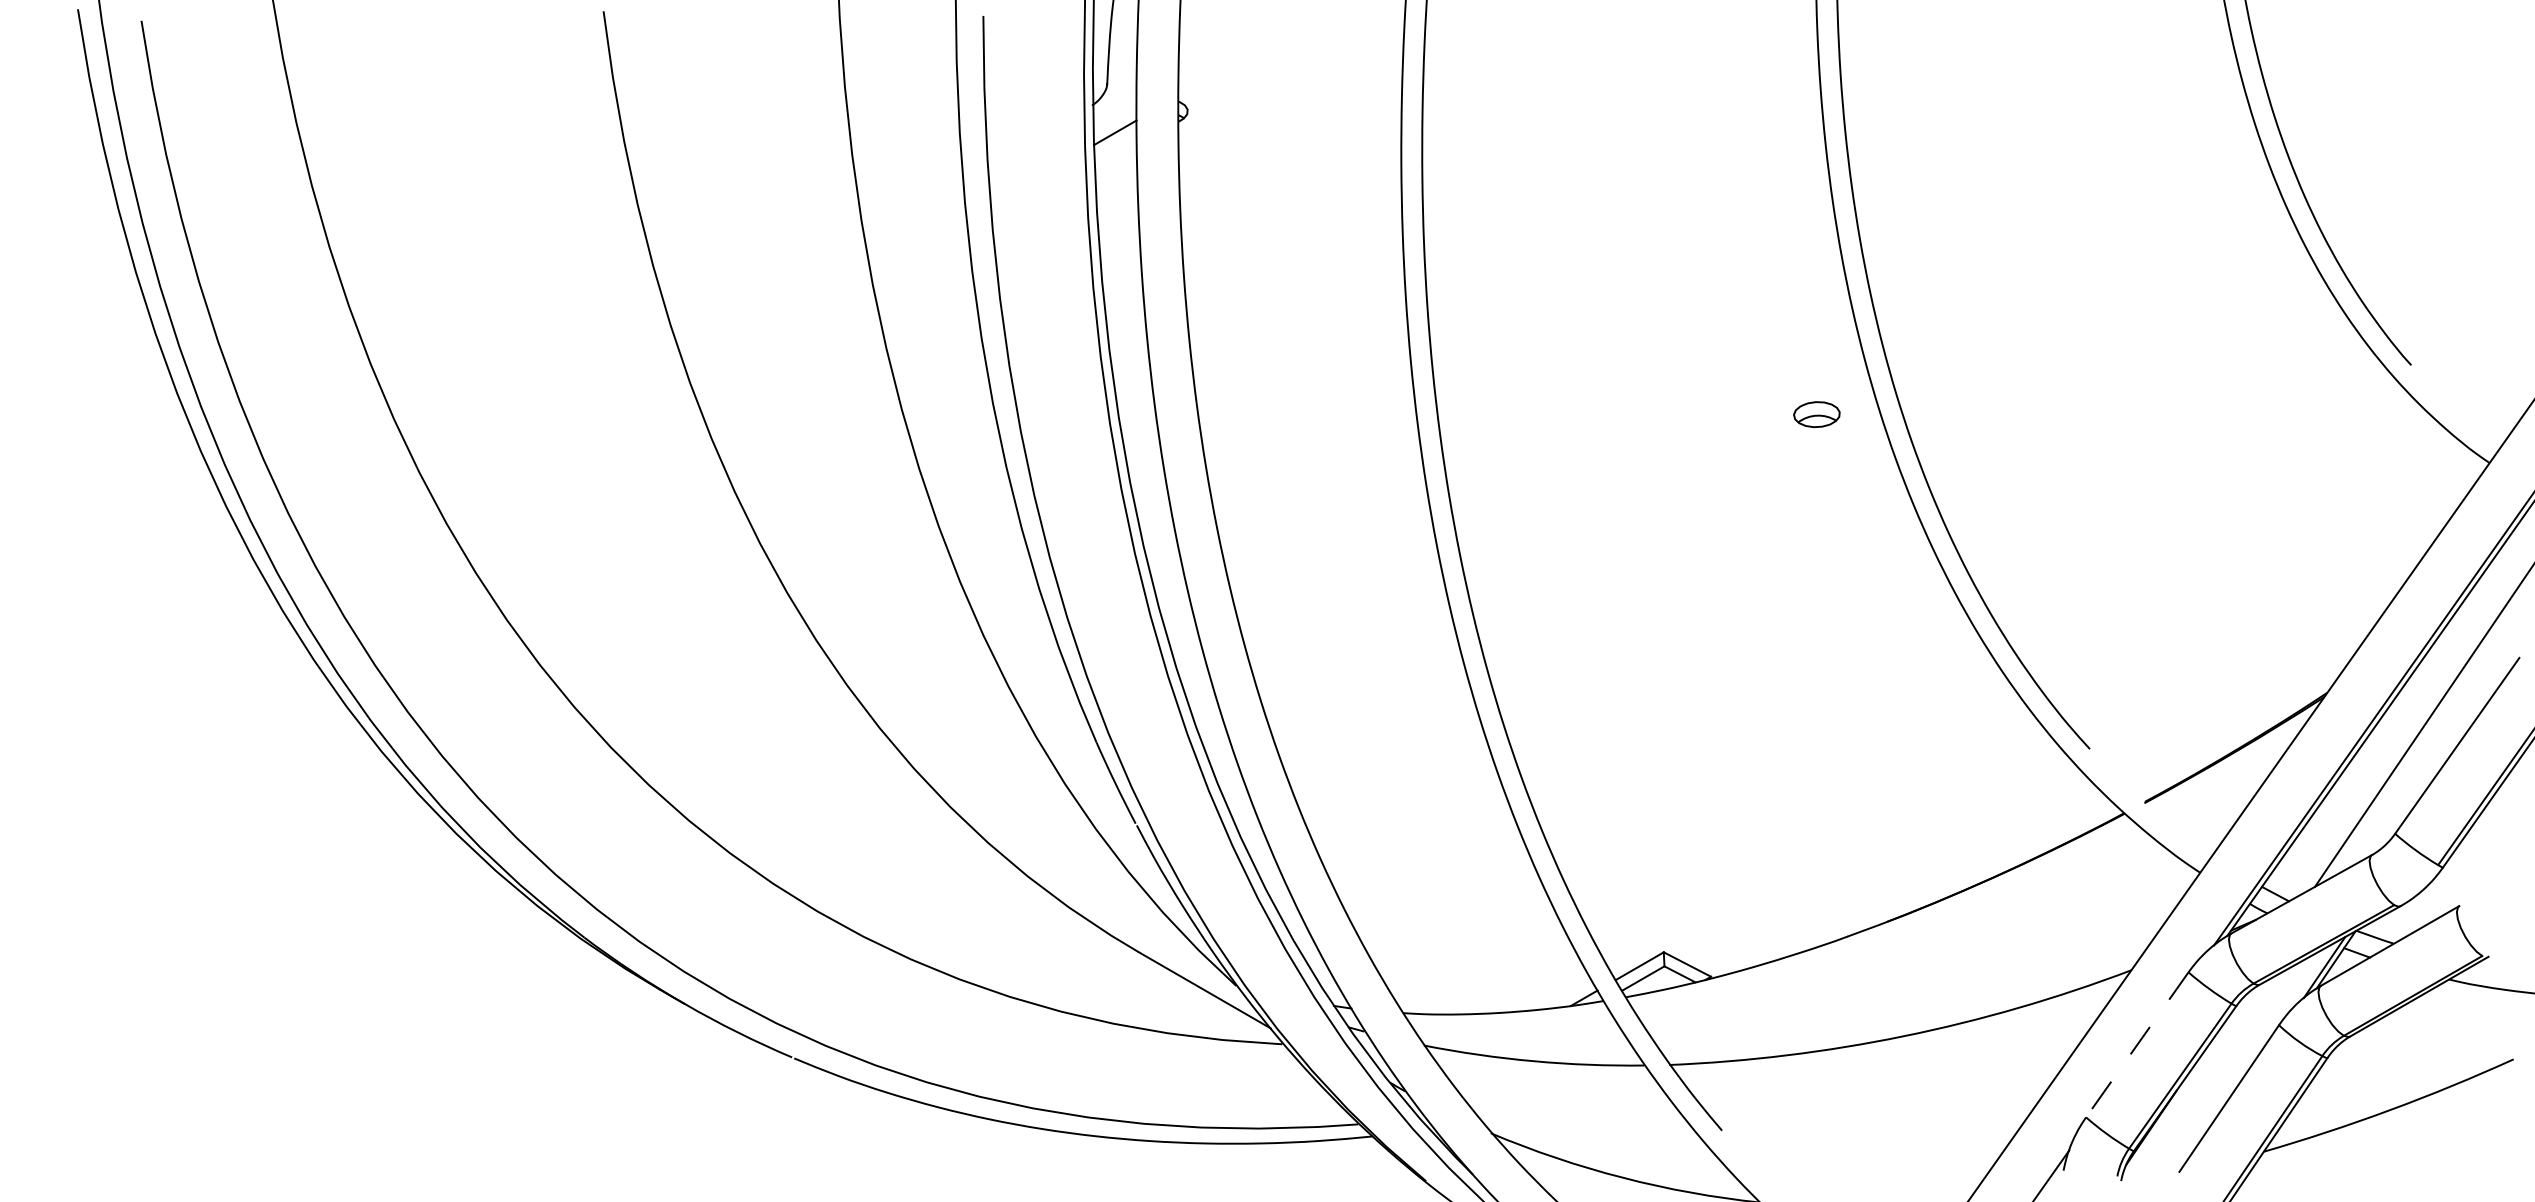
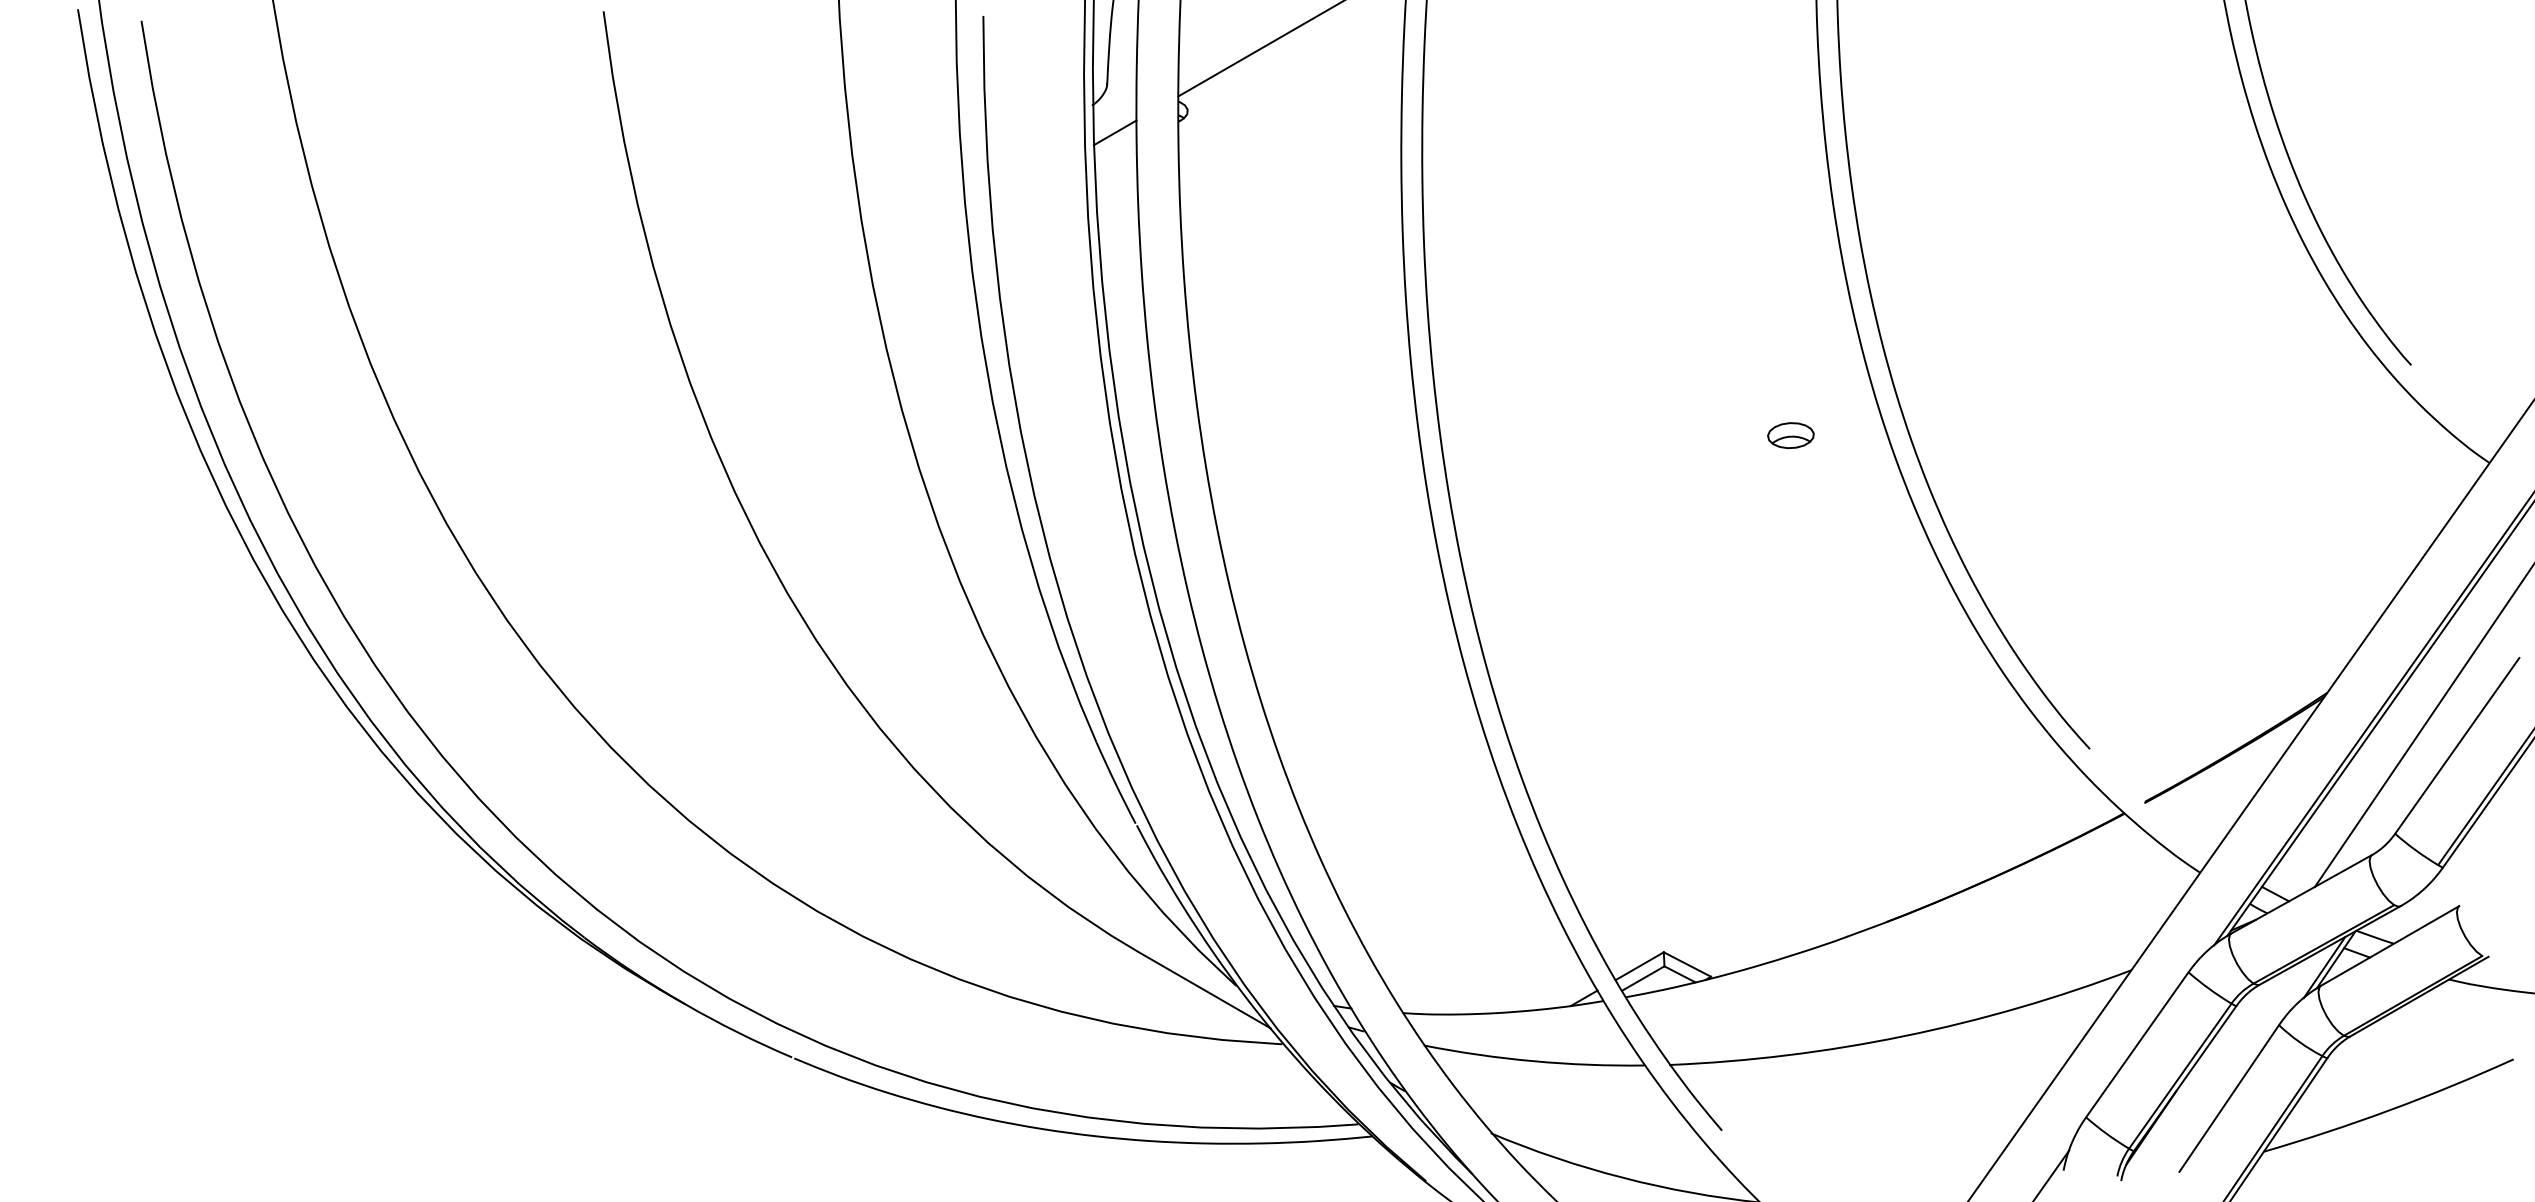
line: none -> present (1259, 49)
part position: (1816, 414) -> (1790, 435) (1790, 435)
line: dashed -> solid (2137, 1044)
